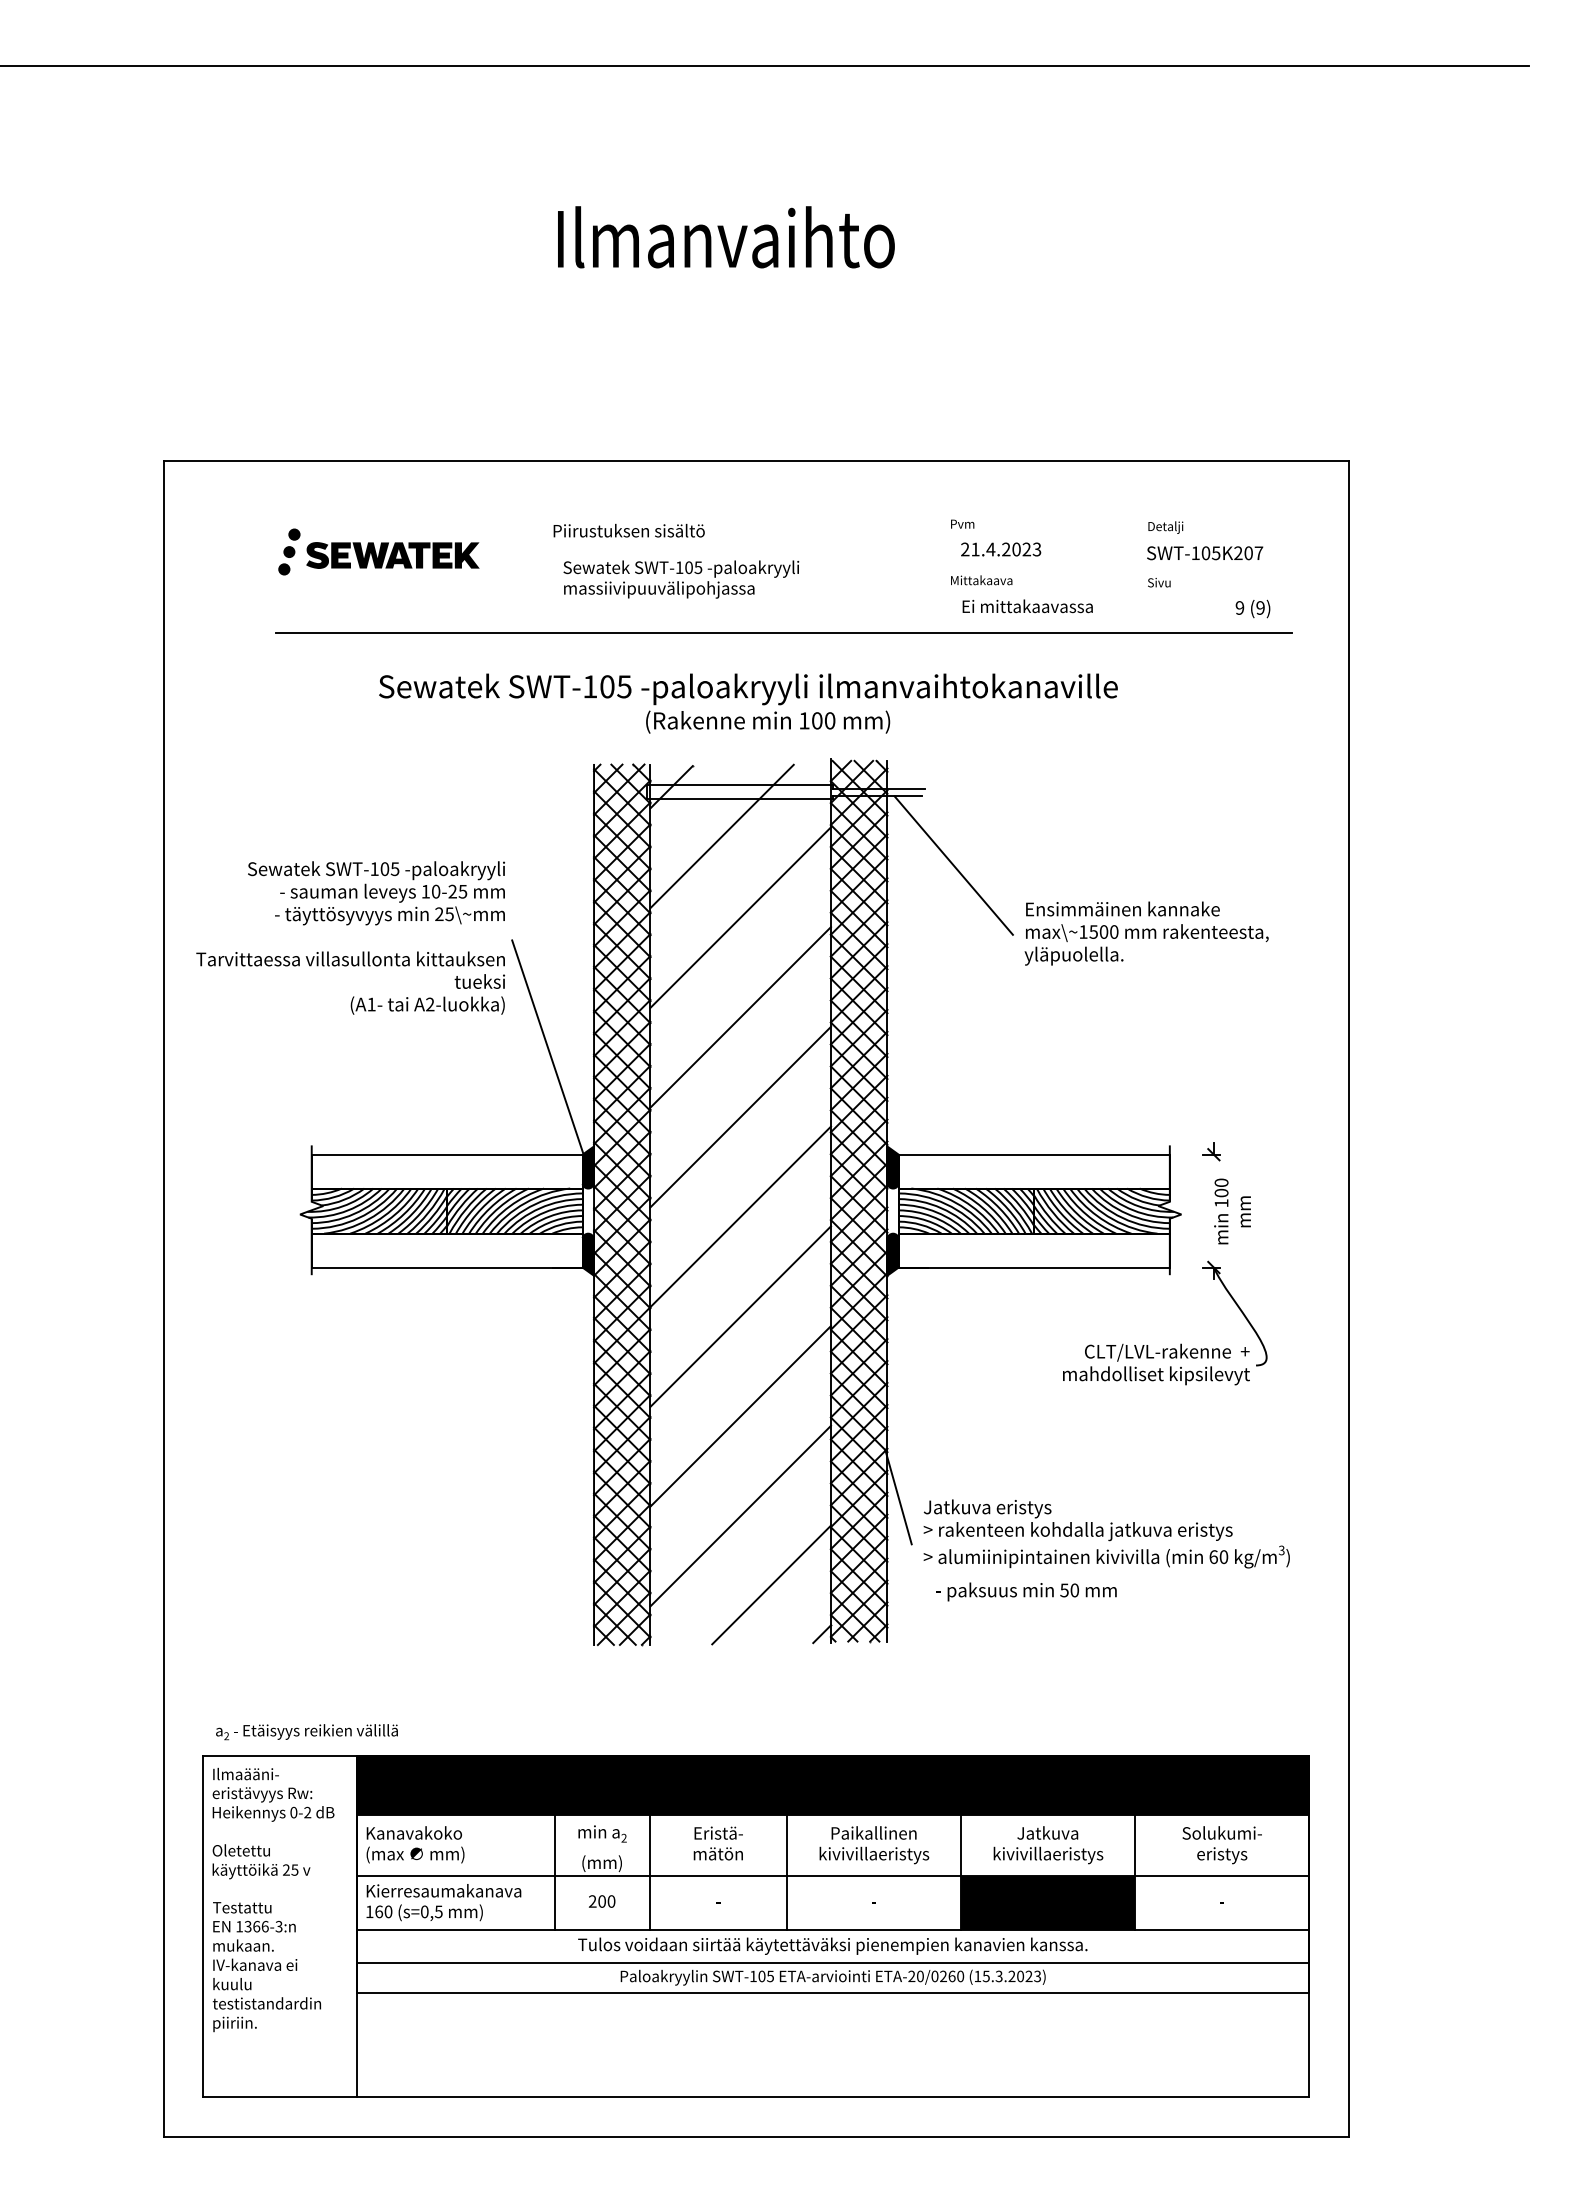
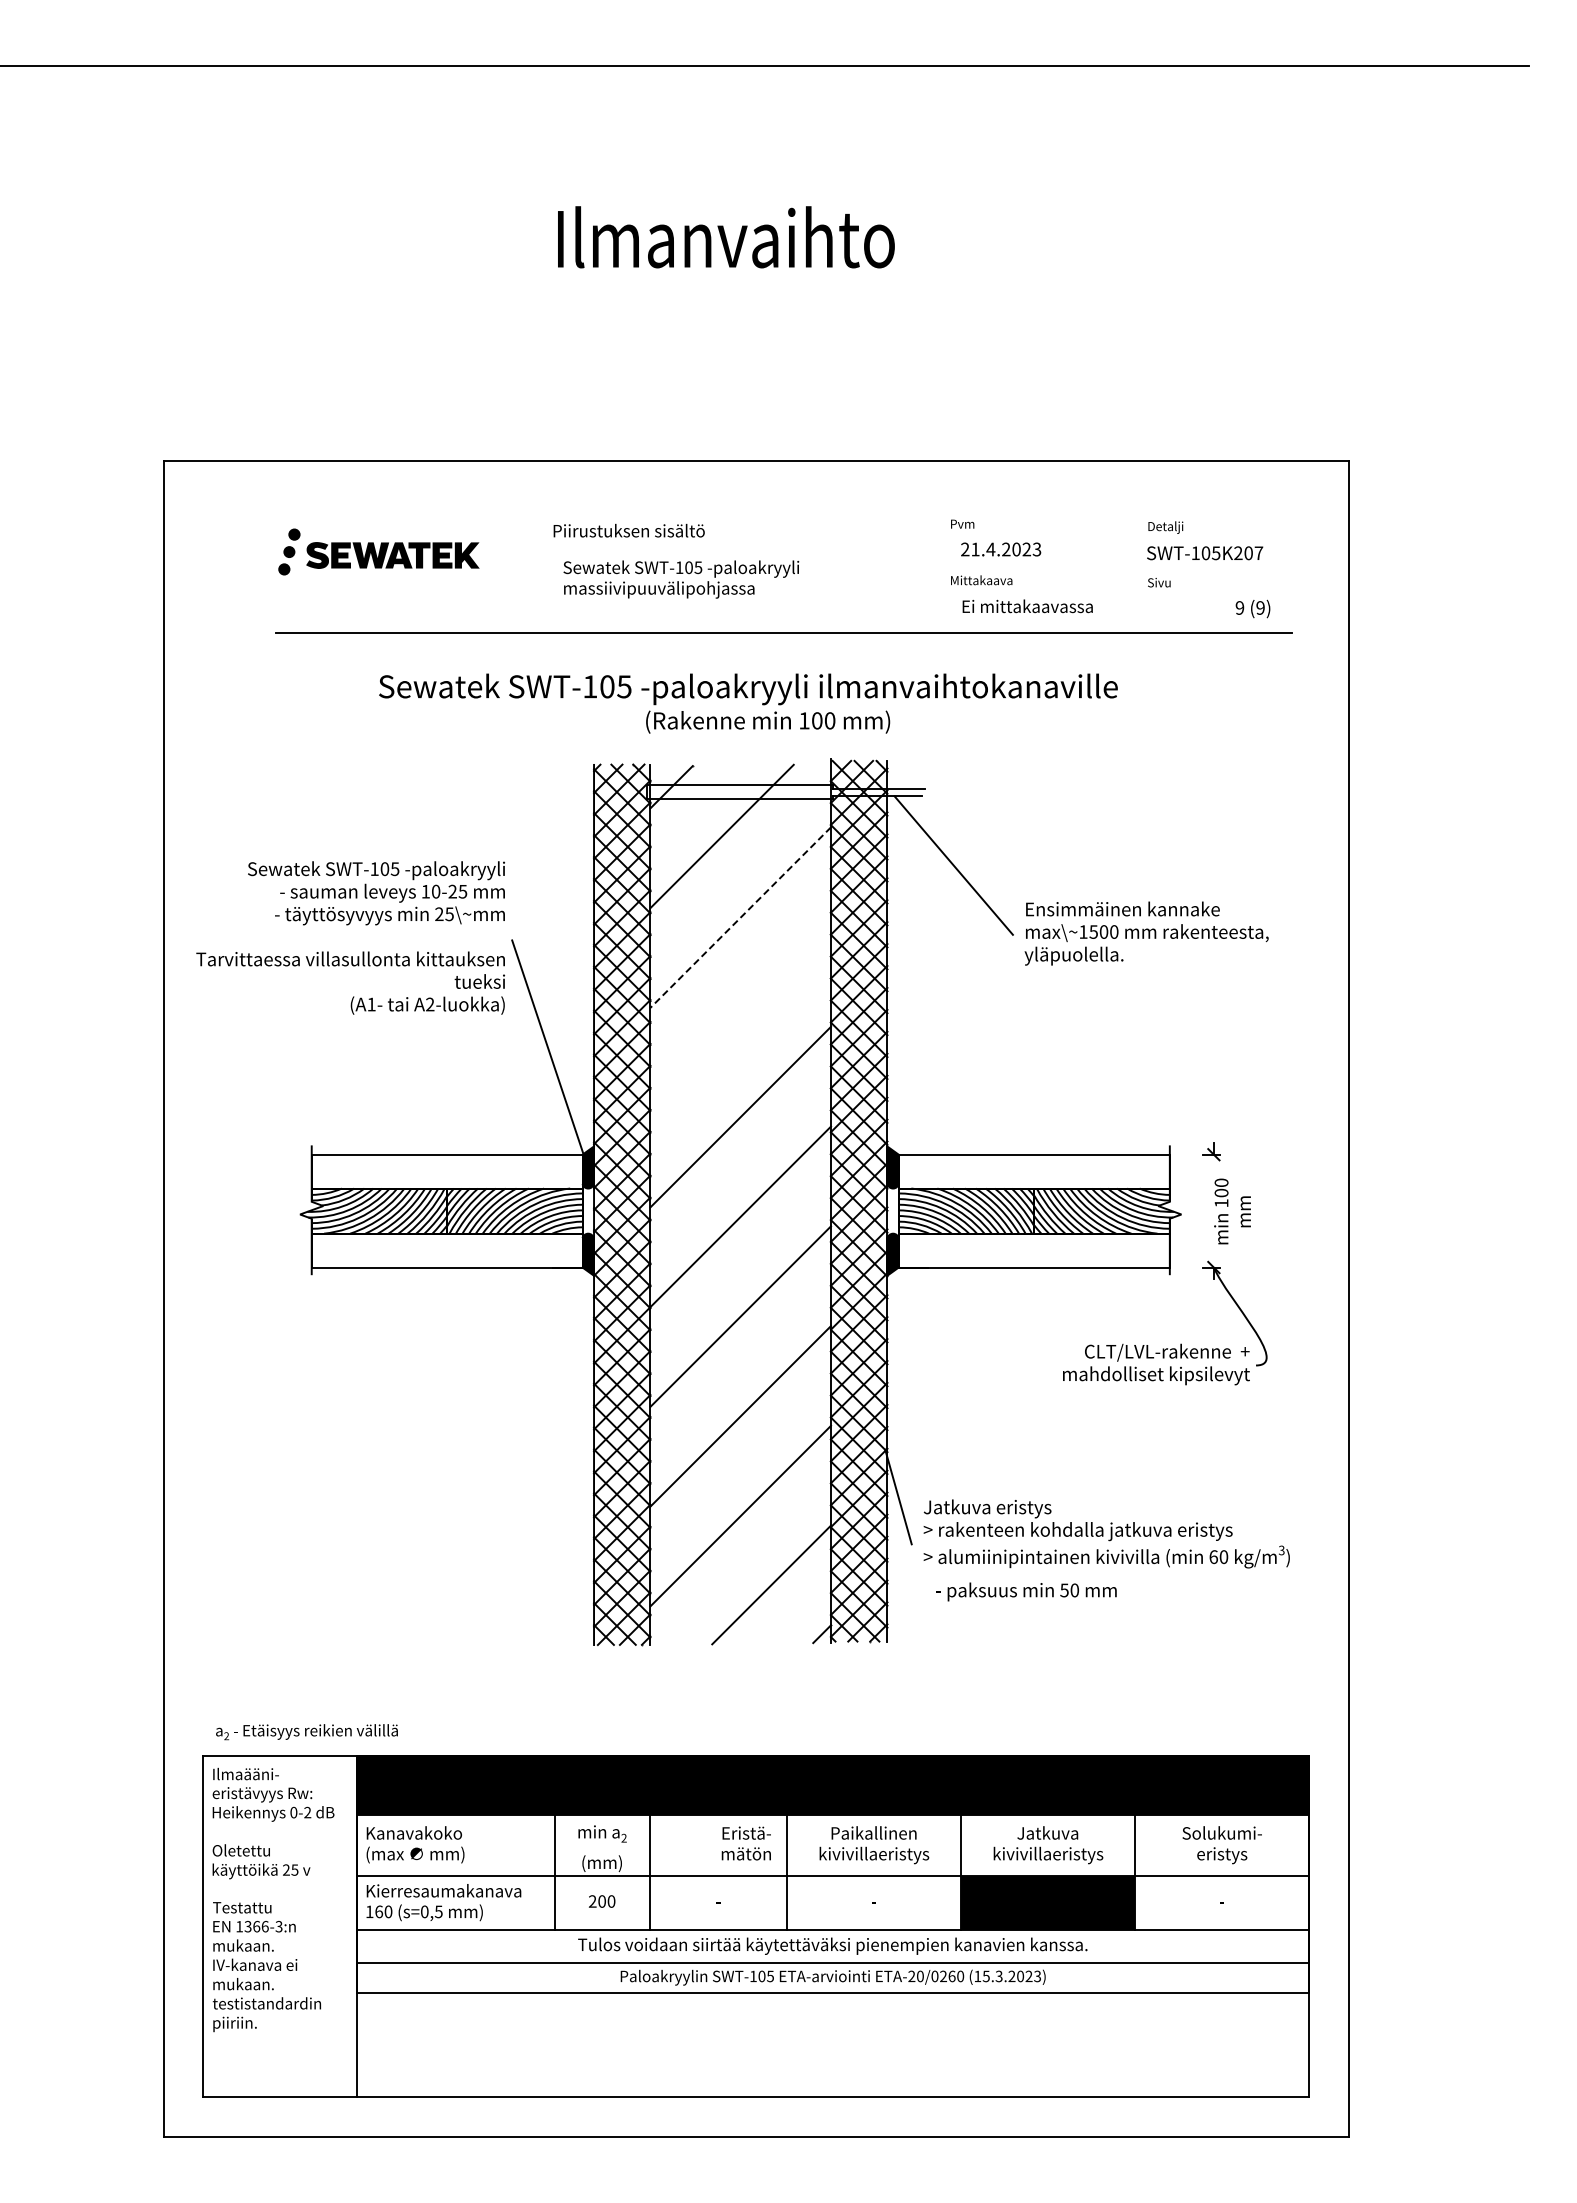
line: solid -> dashed (740, 917)
line: present -> none (740, 1017)
text position: (717, 1843) -> (745, 1843) (745, 1843)
text: kuulu -> mukaan. (243, 1984)
